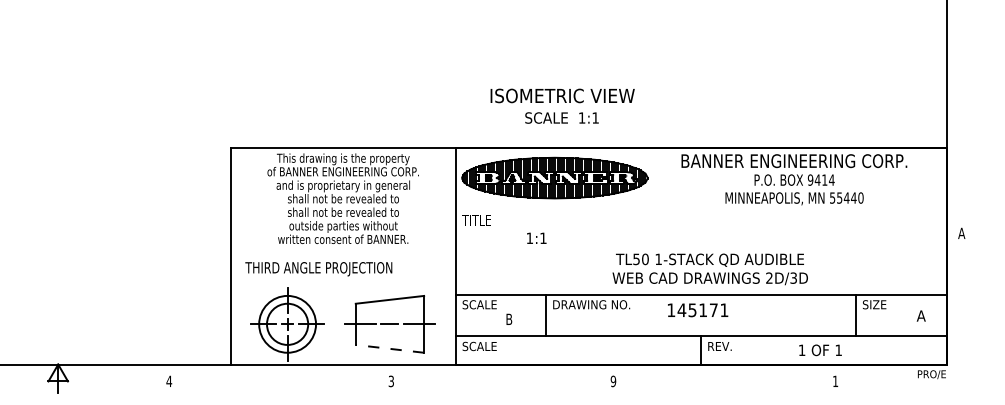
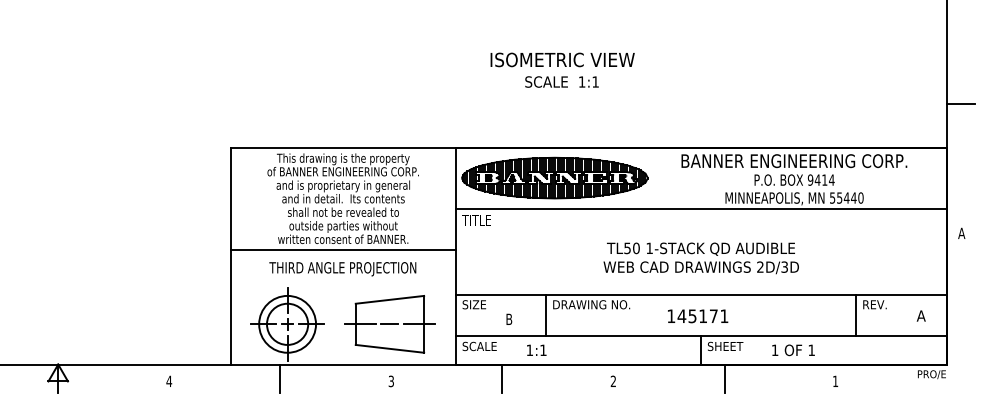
line: none -> present (960, 103)
text position: (562, 105) -> (562, 69) (562, 69)
text: shall not be revealed to -> and in detail.  Its contents (343, 198)
line: none -> present (701, 208)
text position: (536, 237) -> (536, 349) (536, 349)
line: none -> present (343, 249)
text position: (318, 269) -> (342, 269) (342, 269)
text position: (709, 269) -> (700, 258) (700, 258)
text: SCALE -> SIZE (482, 304)
text: SIZE -> REV. (874, 304)
text position: (698, 310) -> (698, 316) (698, 316)
text: REV. -> SHEET (725, 346)
line: dashed -> solid (389, 348)
text position: (820, 350) -> (793, 350) (793, 350)
line: none -> present (280, 378)
line: none -> present (502, 378)
line: none -> present (724, 378)
text: 9 -> 2 (613, 381)
